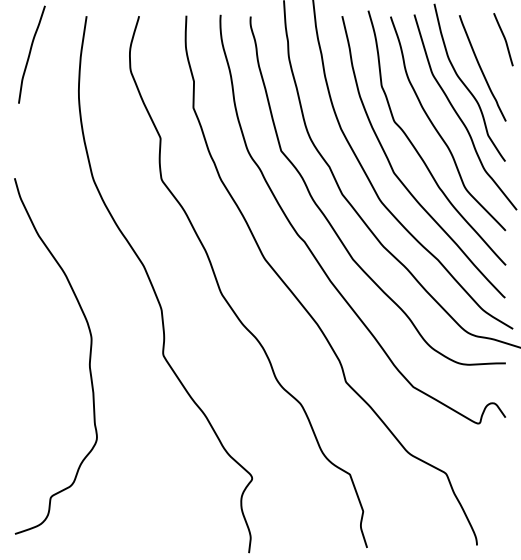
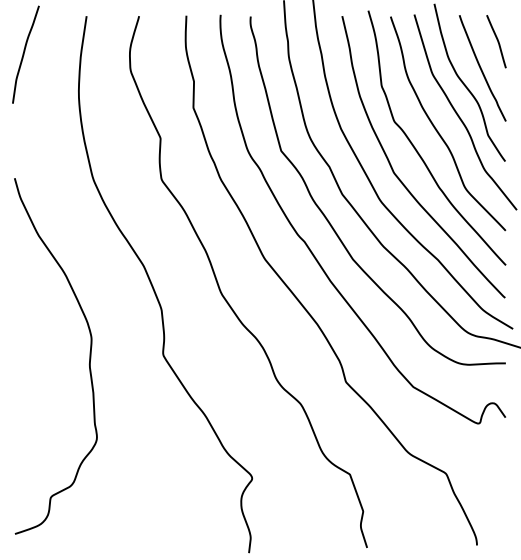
curve position: (504, 39) -> (497, 41) (497, 41)
curve position: (30, 54) -> (24, 54) (24, 54)
